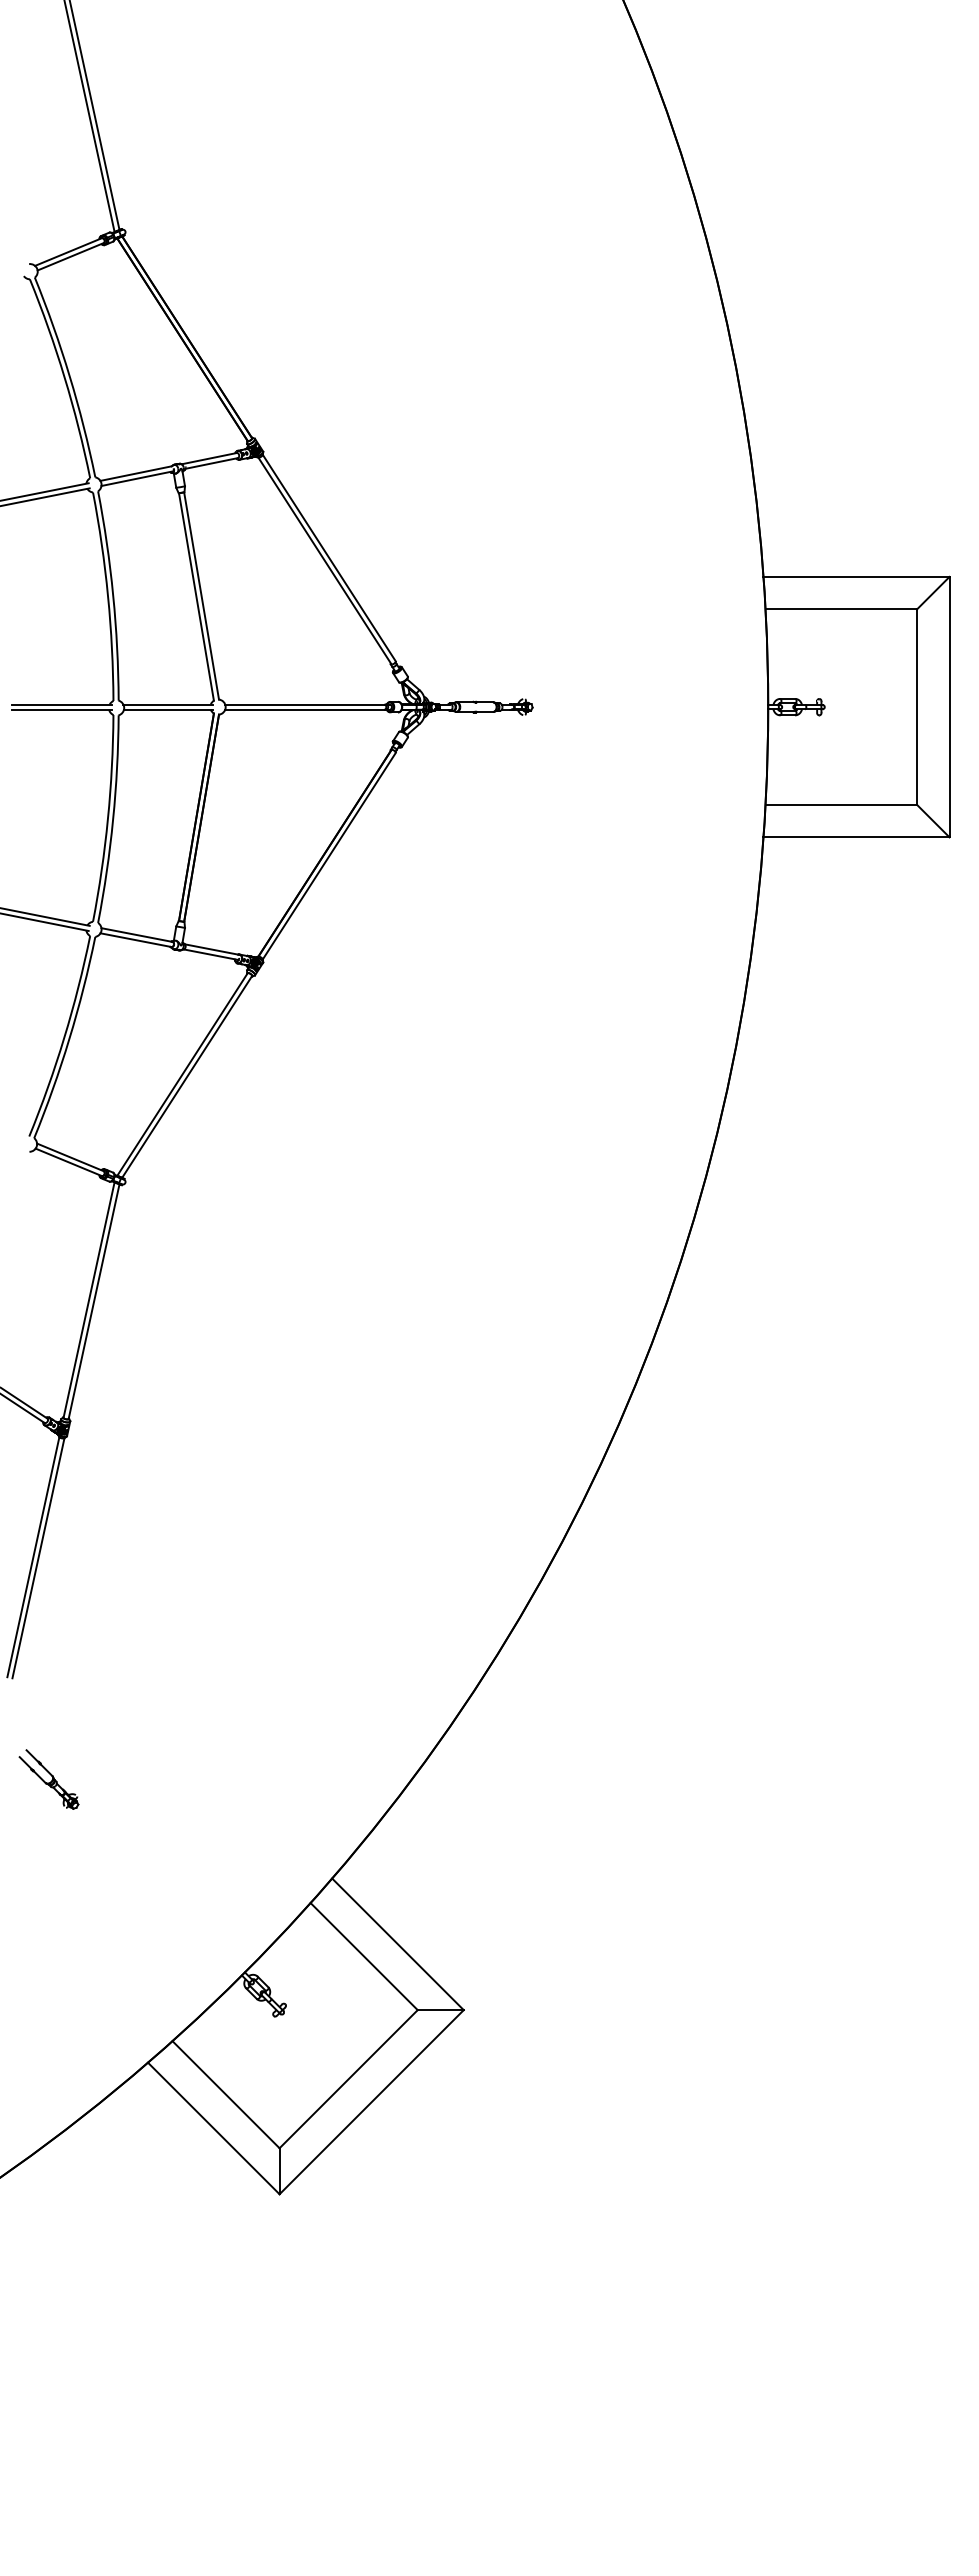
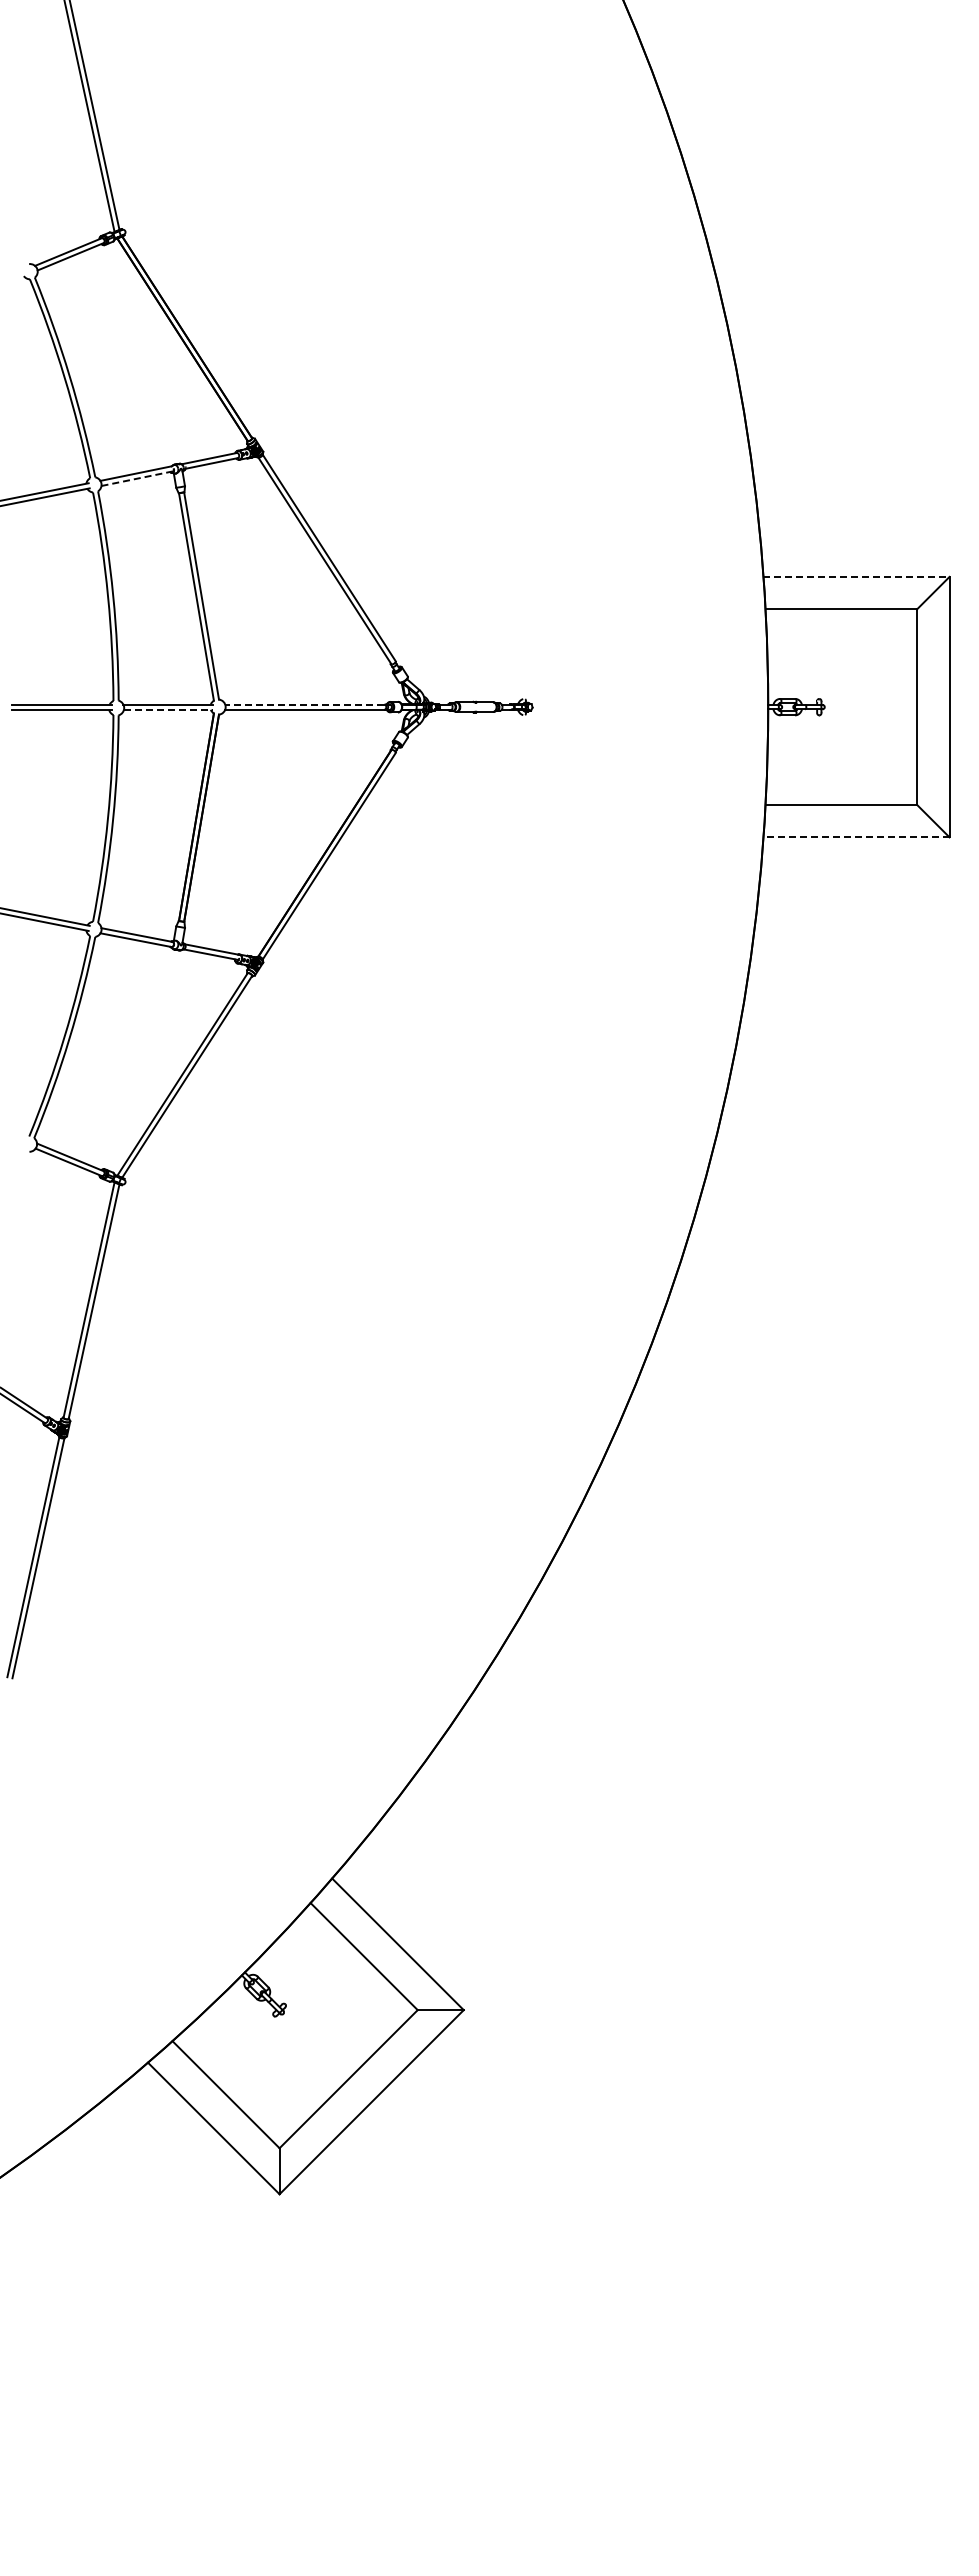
line: solid -> dashed (137, 478)
line: solid -> dashed (856, 576)
line: solid -> dashed (304, 704)
line: solid -> dashed (168, 709)
line: solid -> dashed (856, 837)
part: present -> none (48, 1779)
